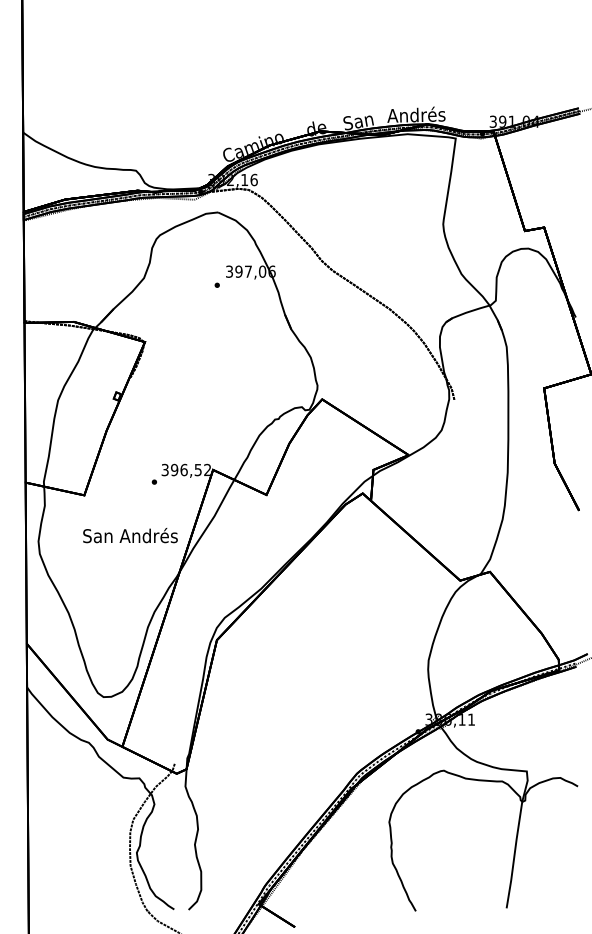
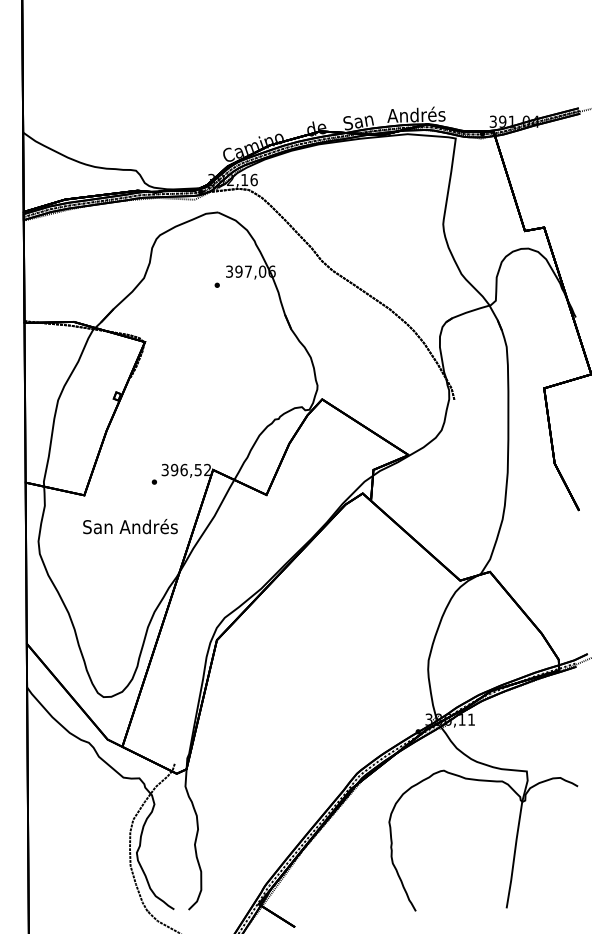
text position: (130, 535) -> (130, 526) (130, 526)
